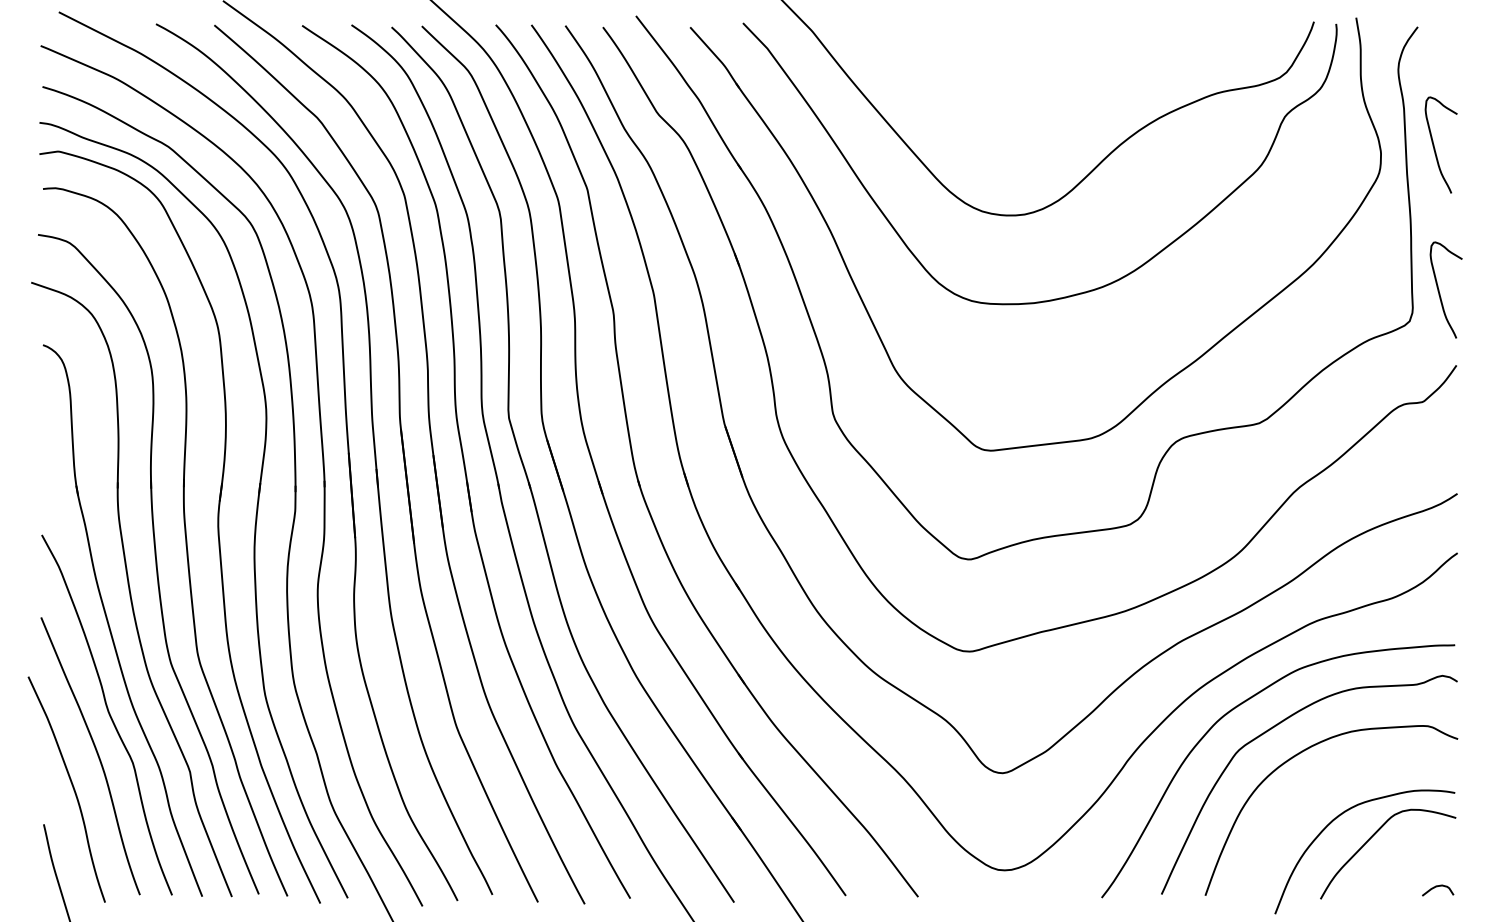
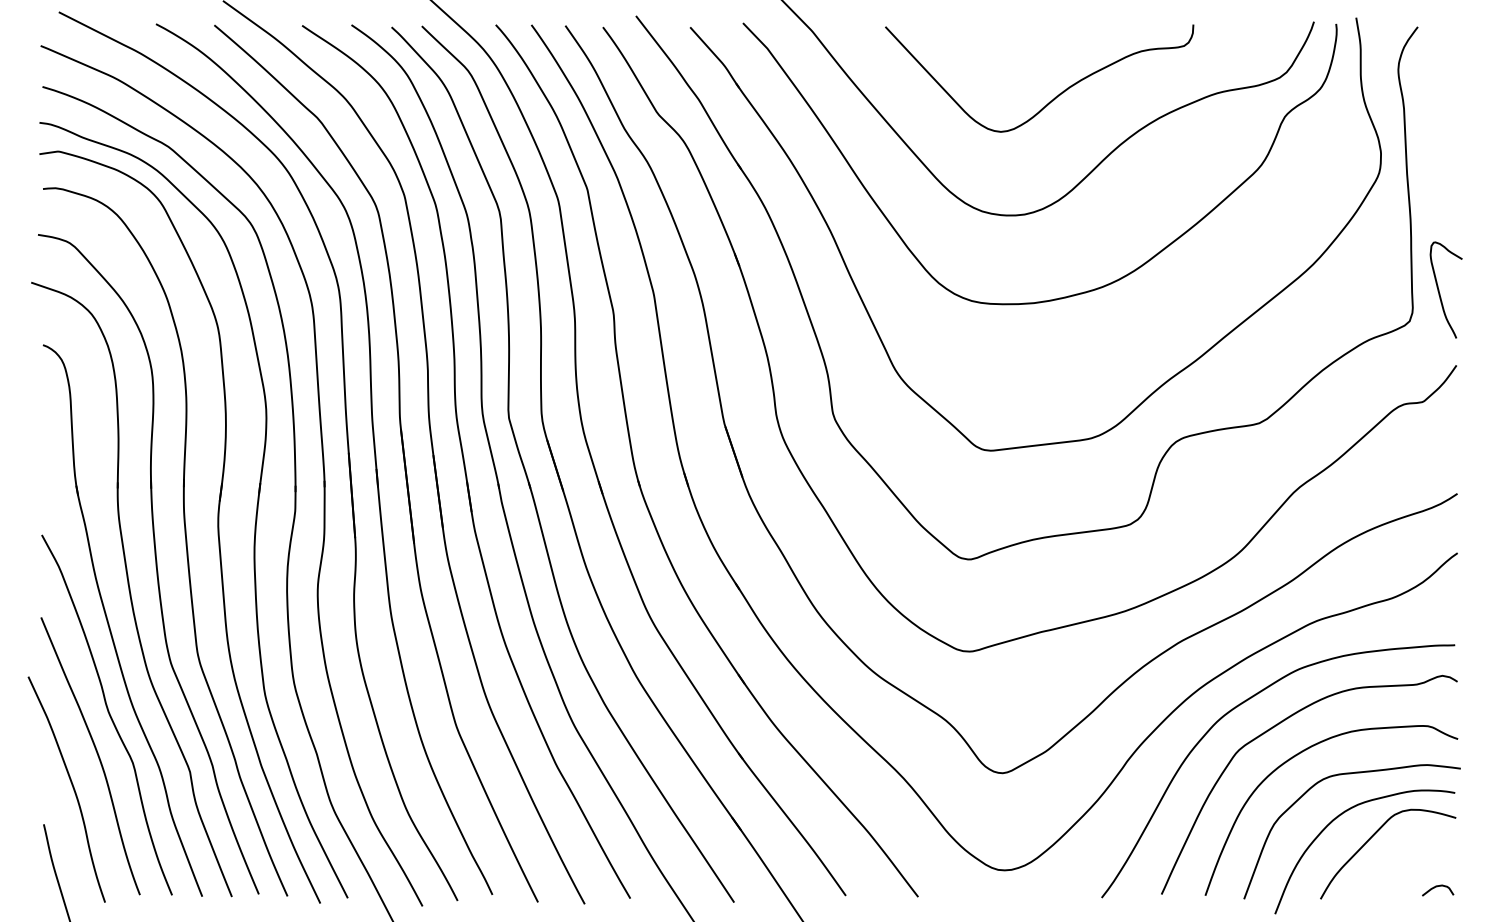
curve: none -> present (1055, 96)
curve: present -> none (1434, 144)
curve: none -> present (1341, 775)
